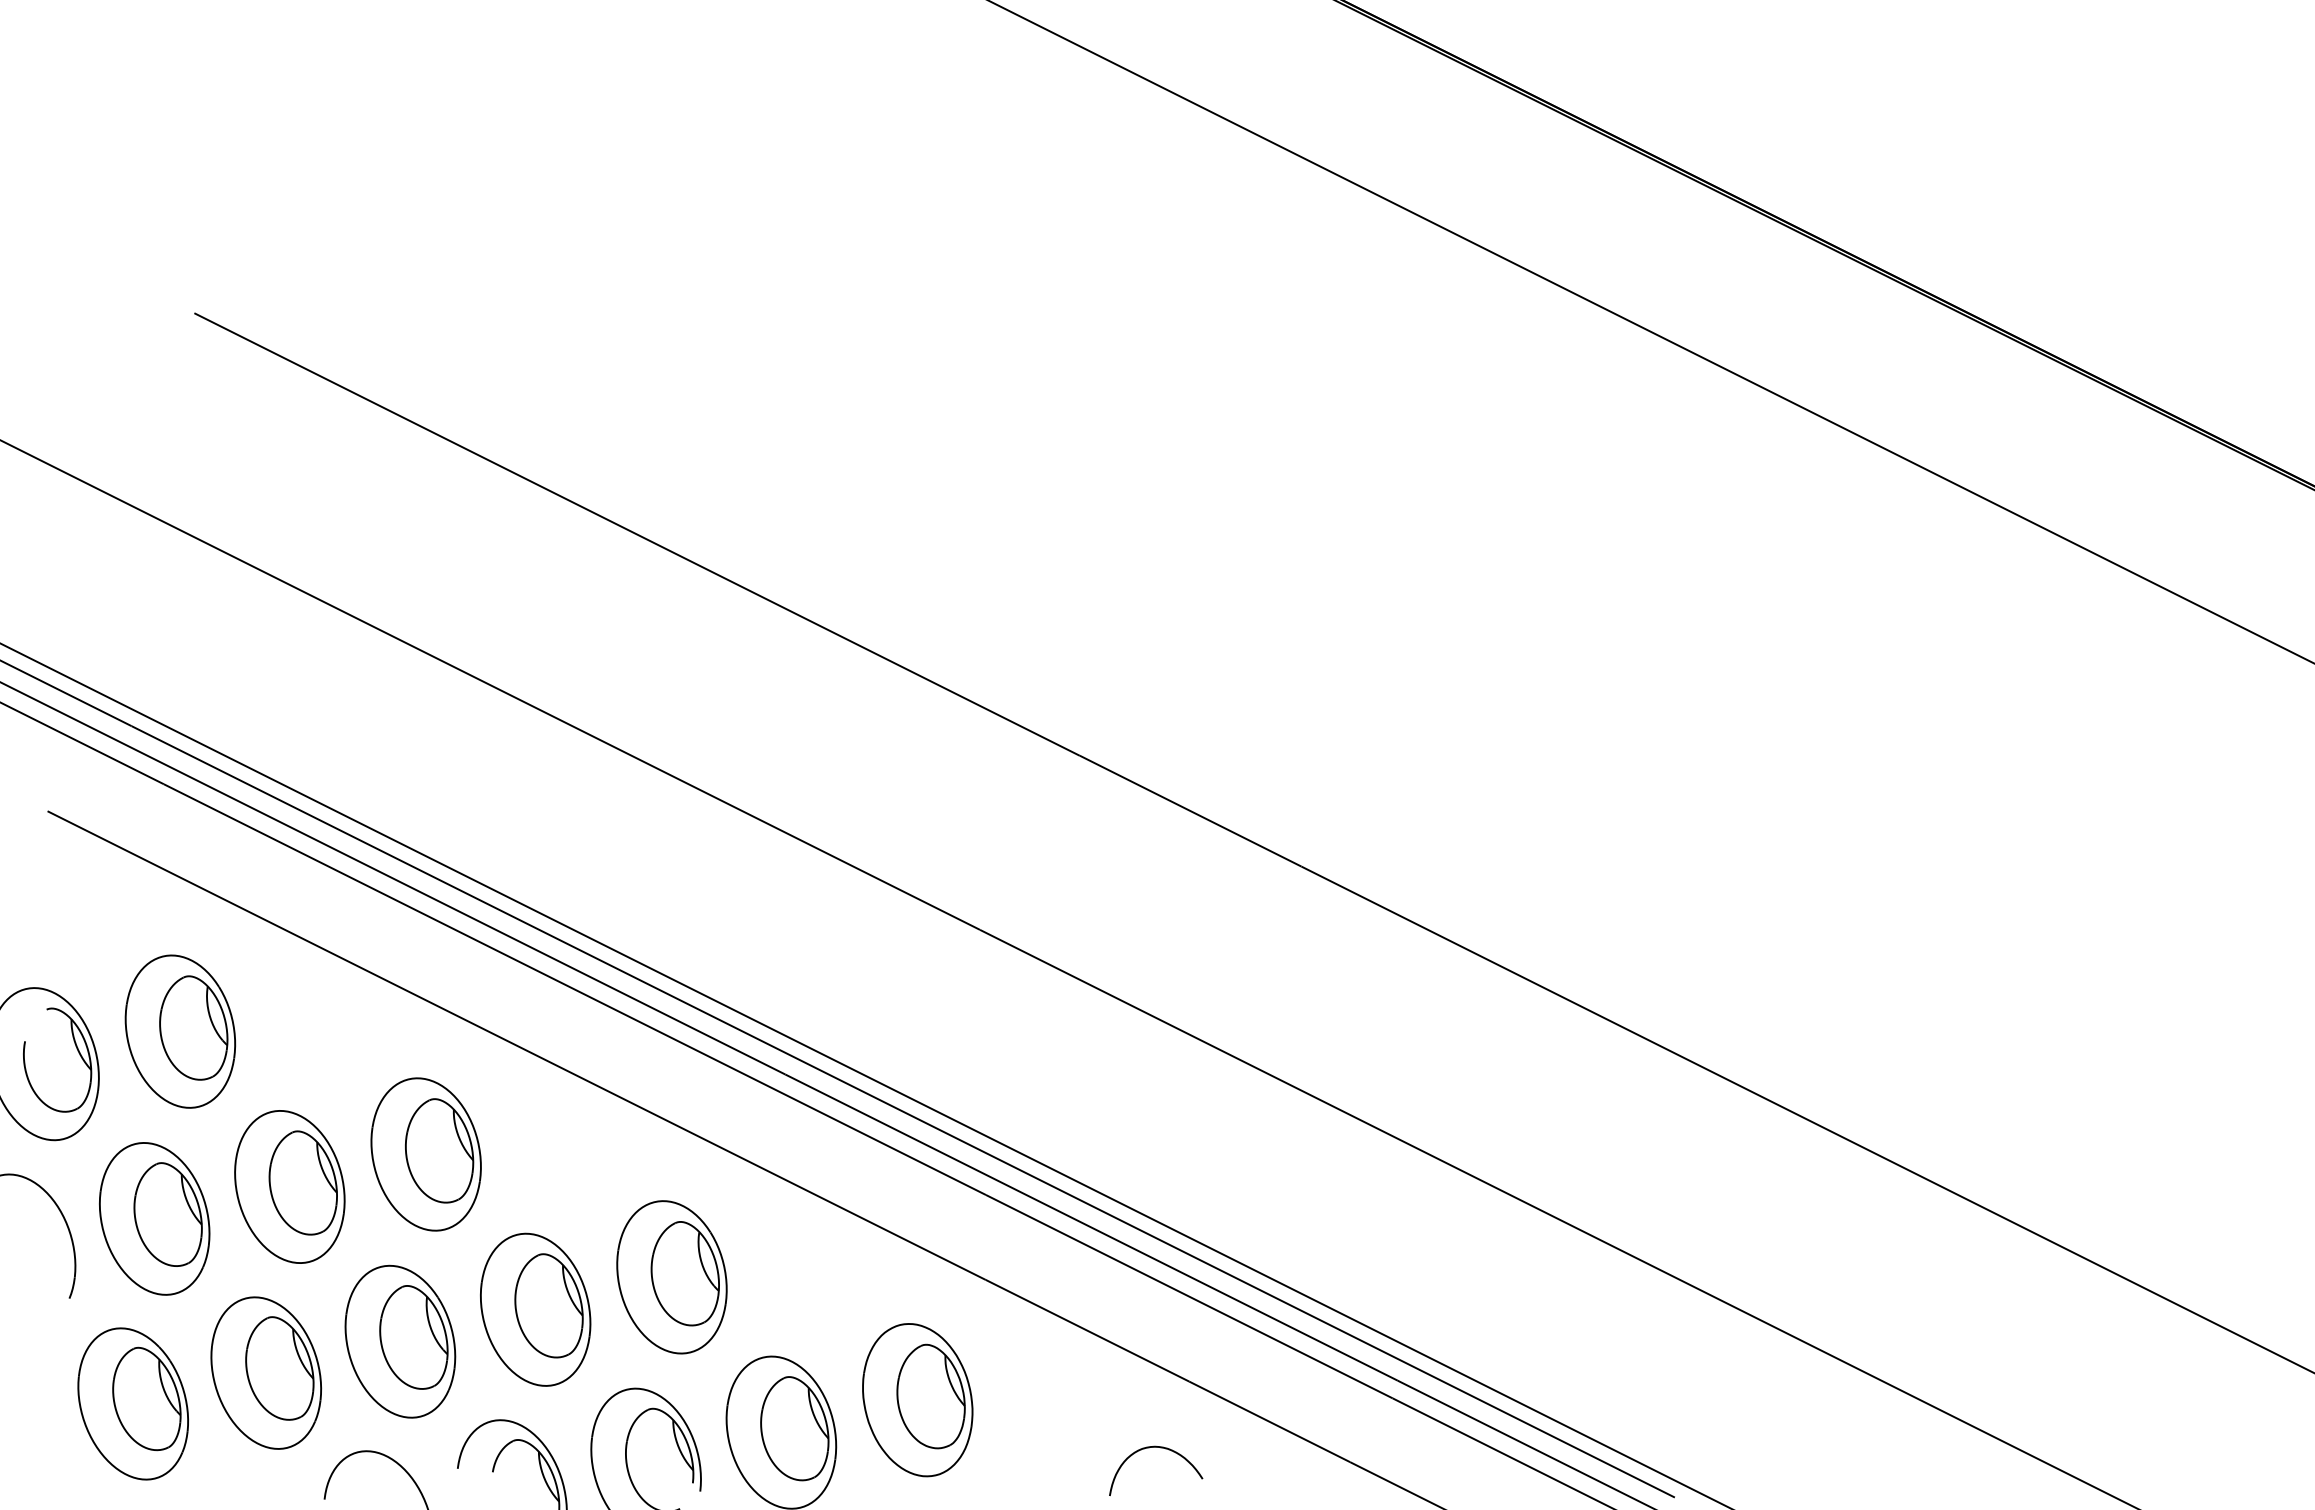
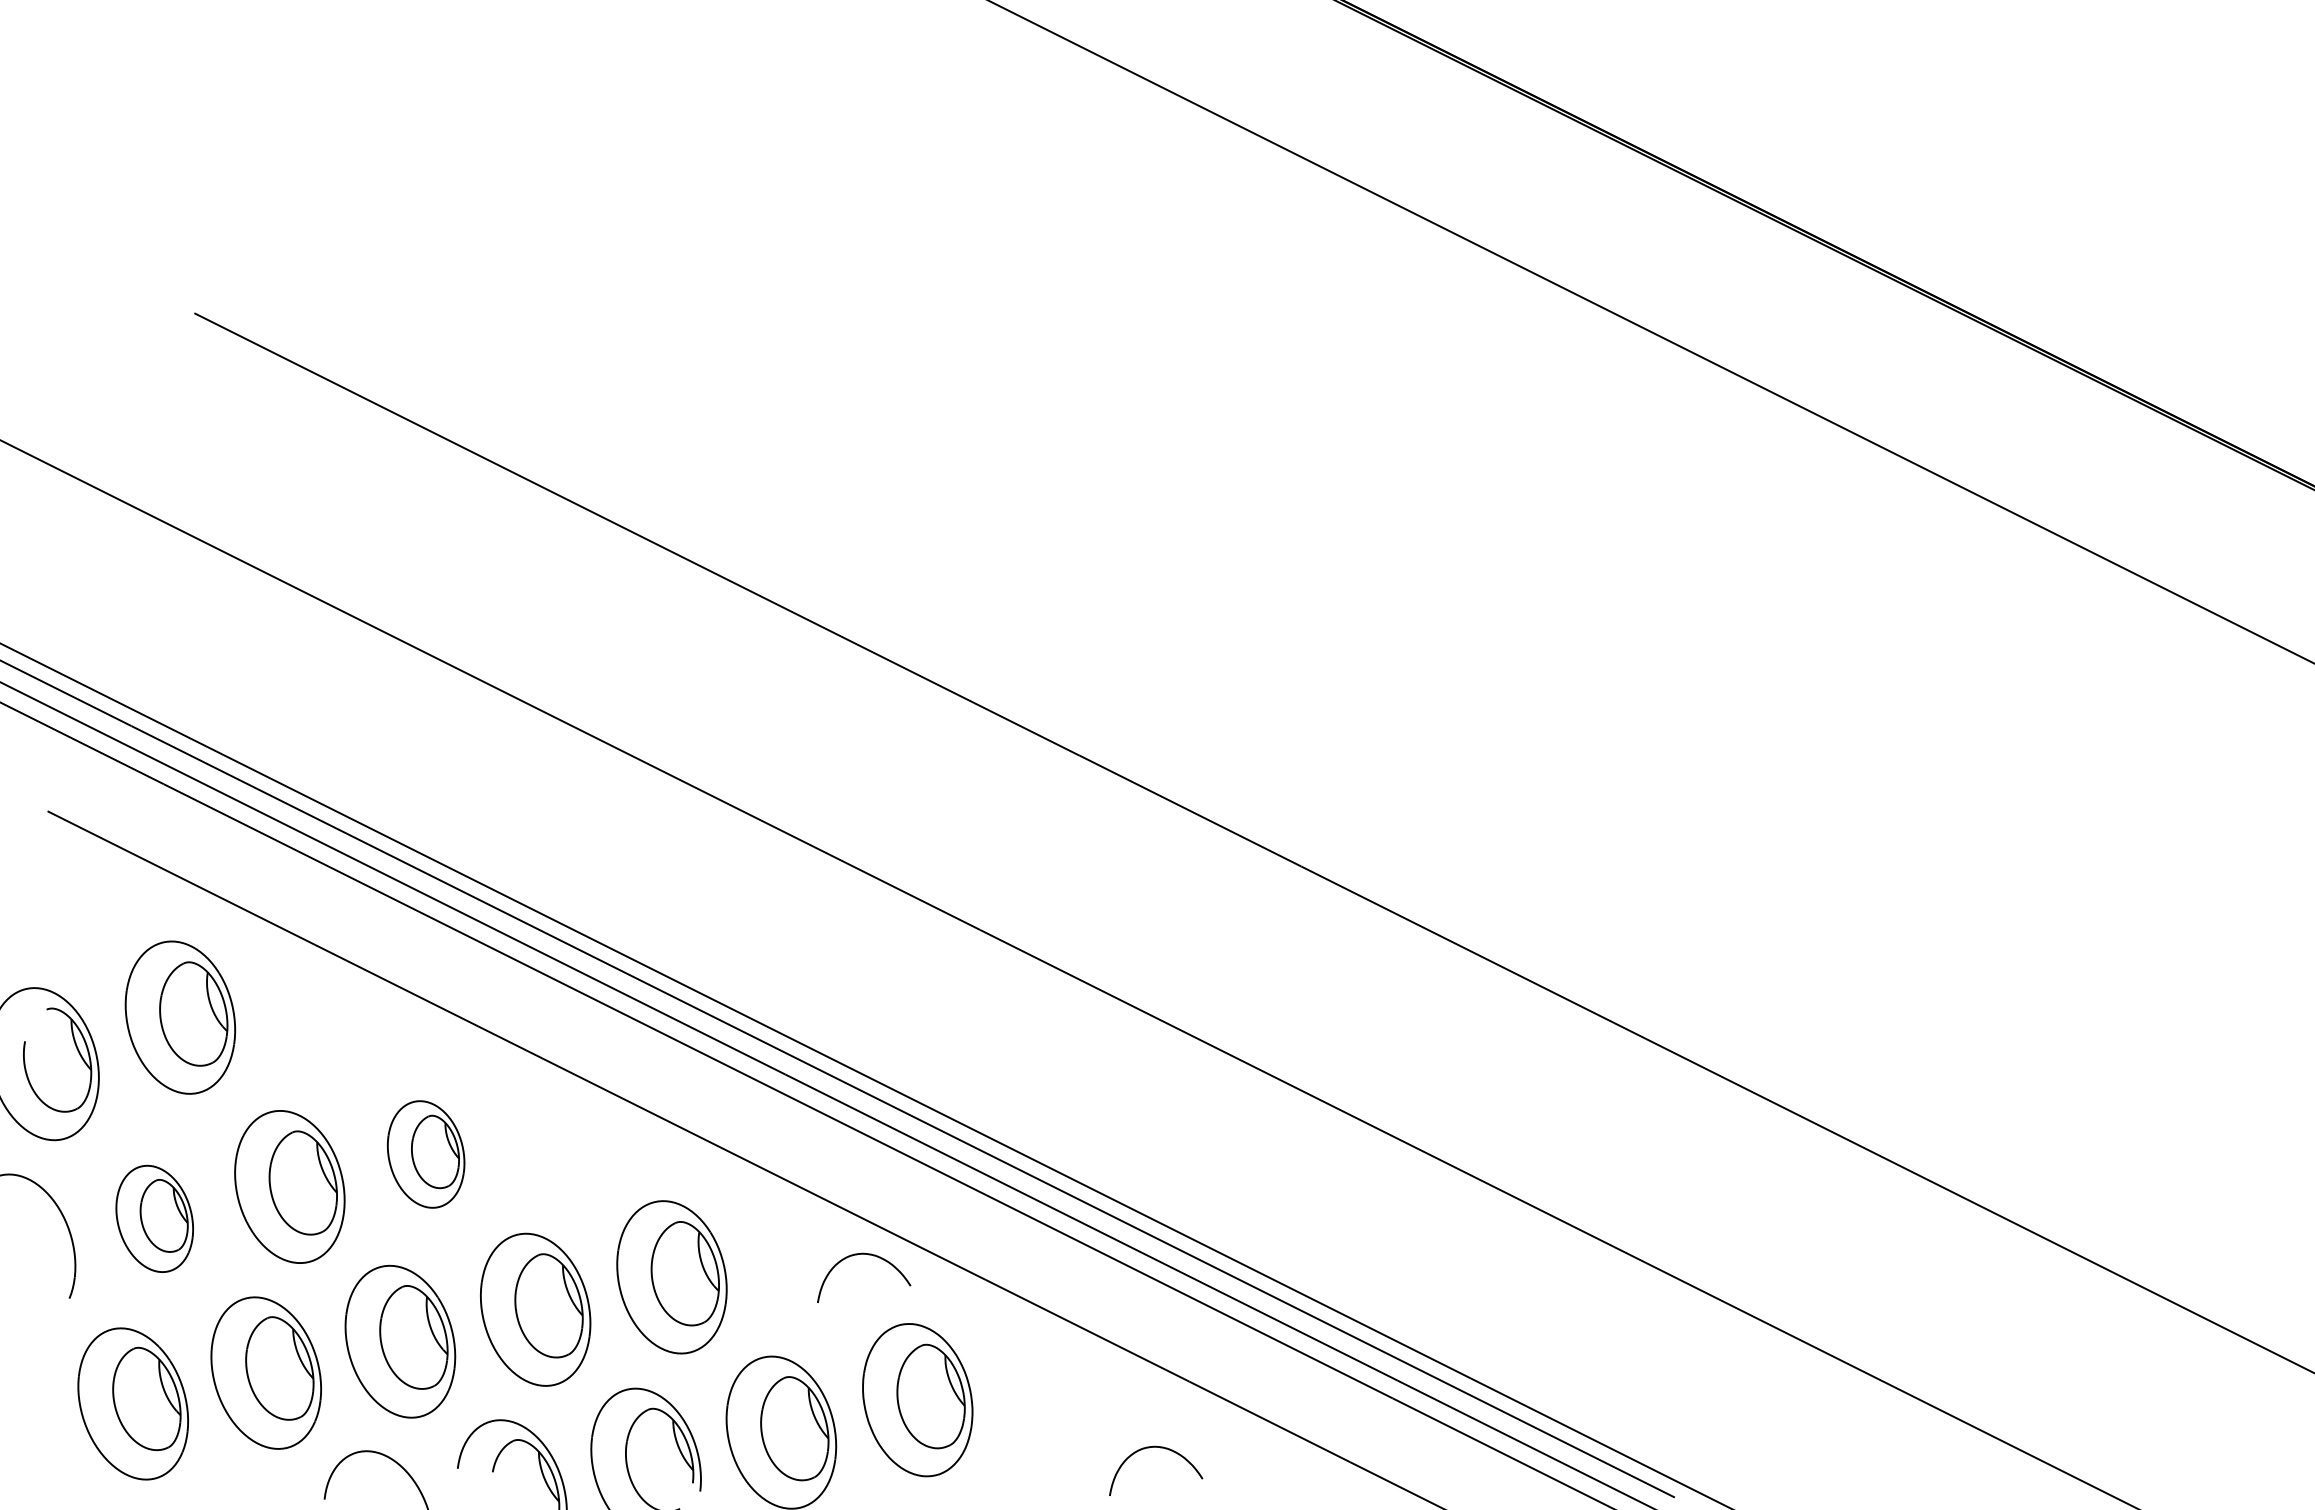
part position: (180, 1031) -> (180, 1017) (180, 1017)
part size: 112x155 px -> 80x109 px (425, 1154)
part size: 112x154 px -> 79x109 px (154, 1218)
part: none -> present (868, 1255)
